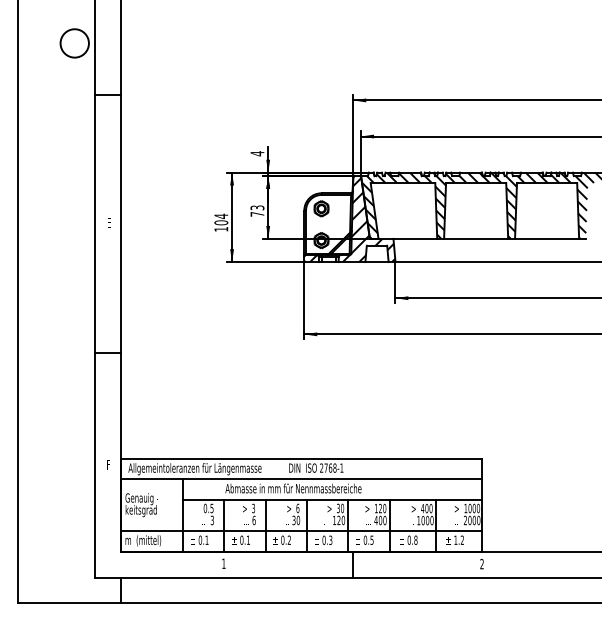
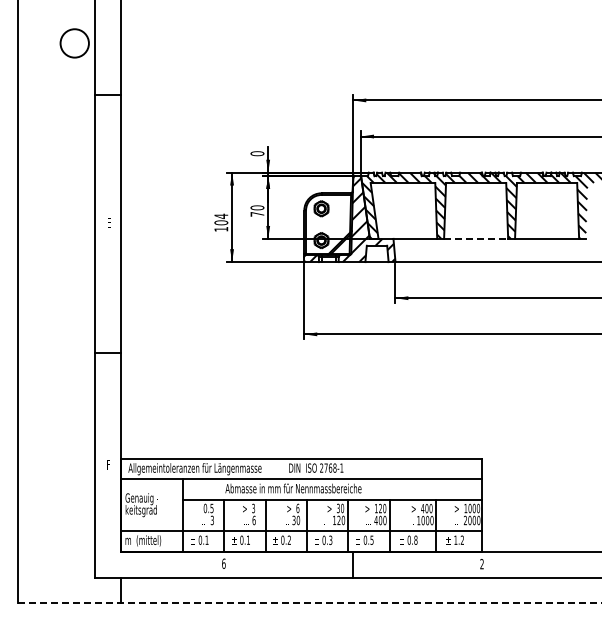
text: 4 -> 0 (257, 153)
text: 73 -> 70 (257, 207)
line: solid -> dashed (476, 238)
text: 1 -> 6 (223, 563)
line: solid -> dashed (309, 603)
